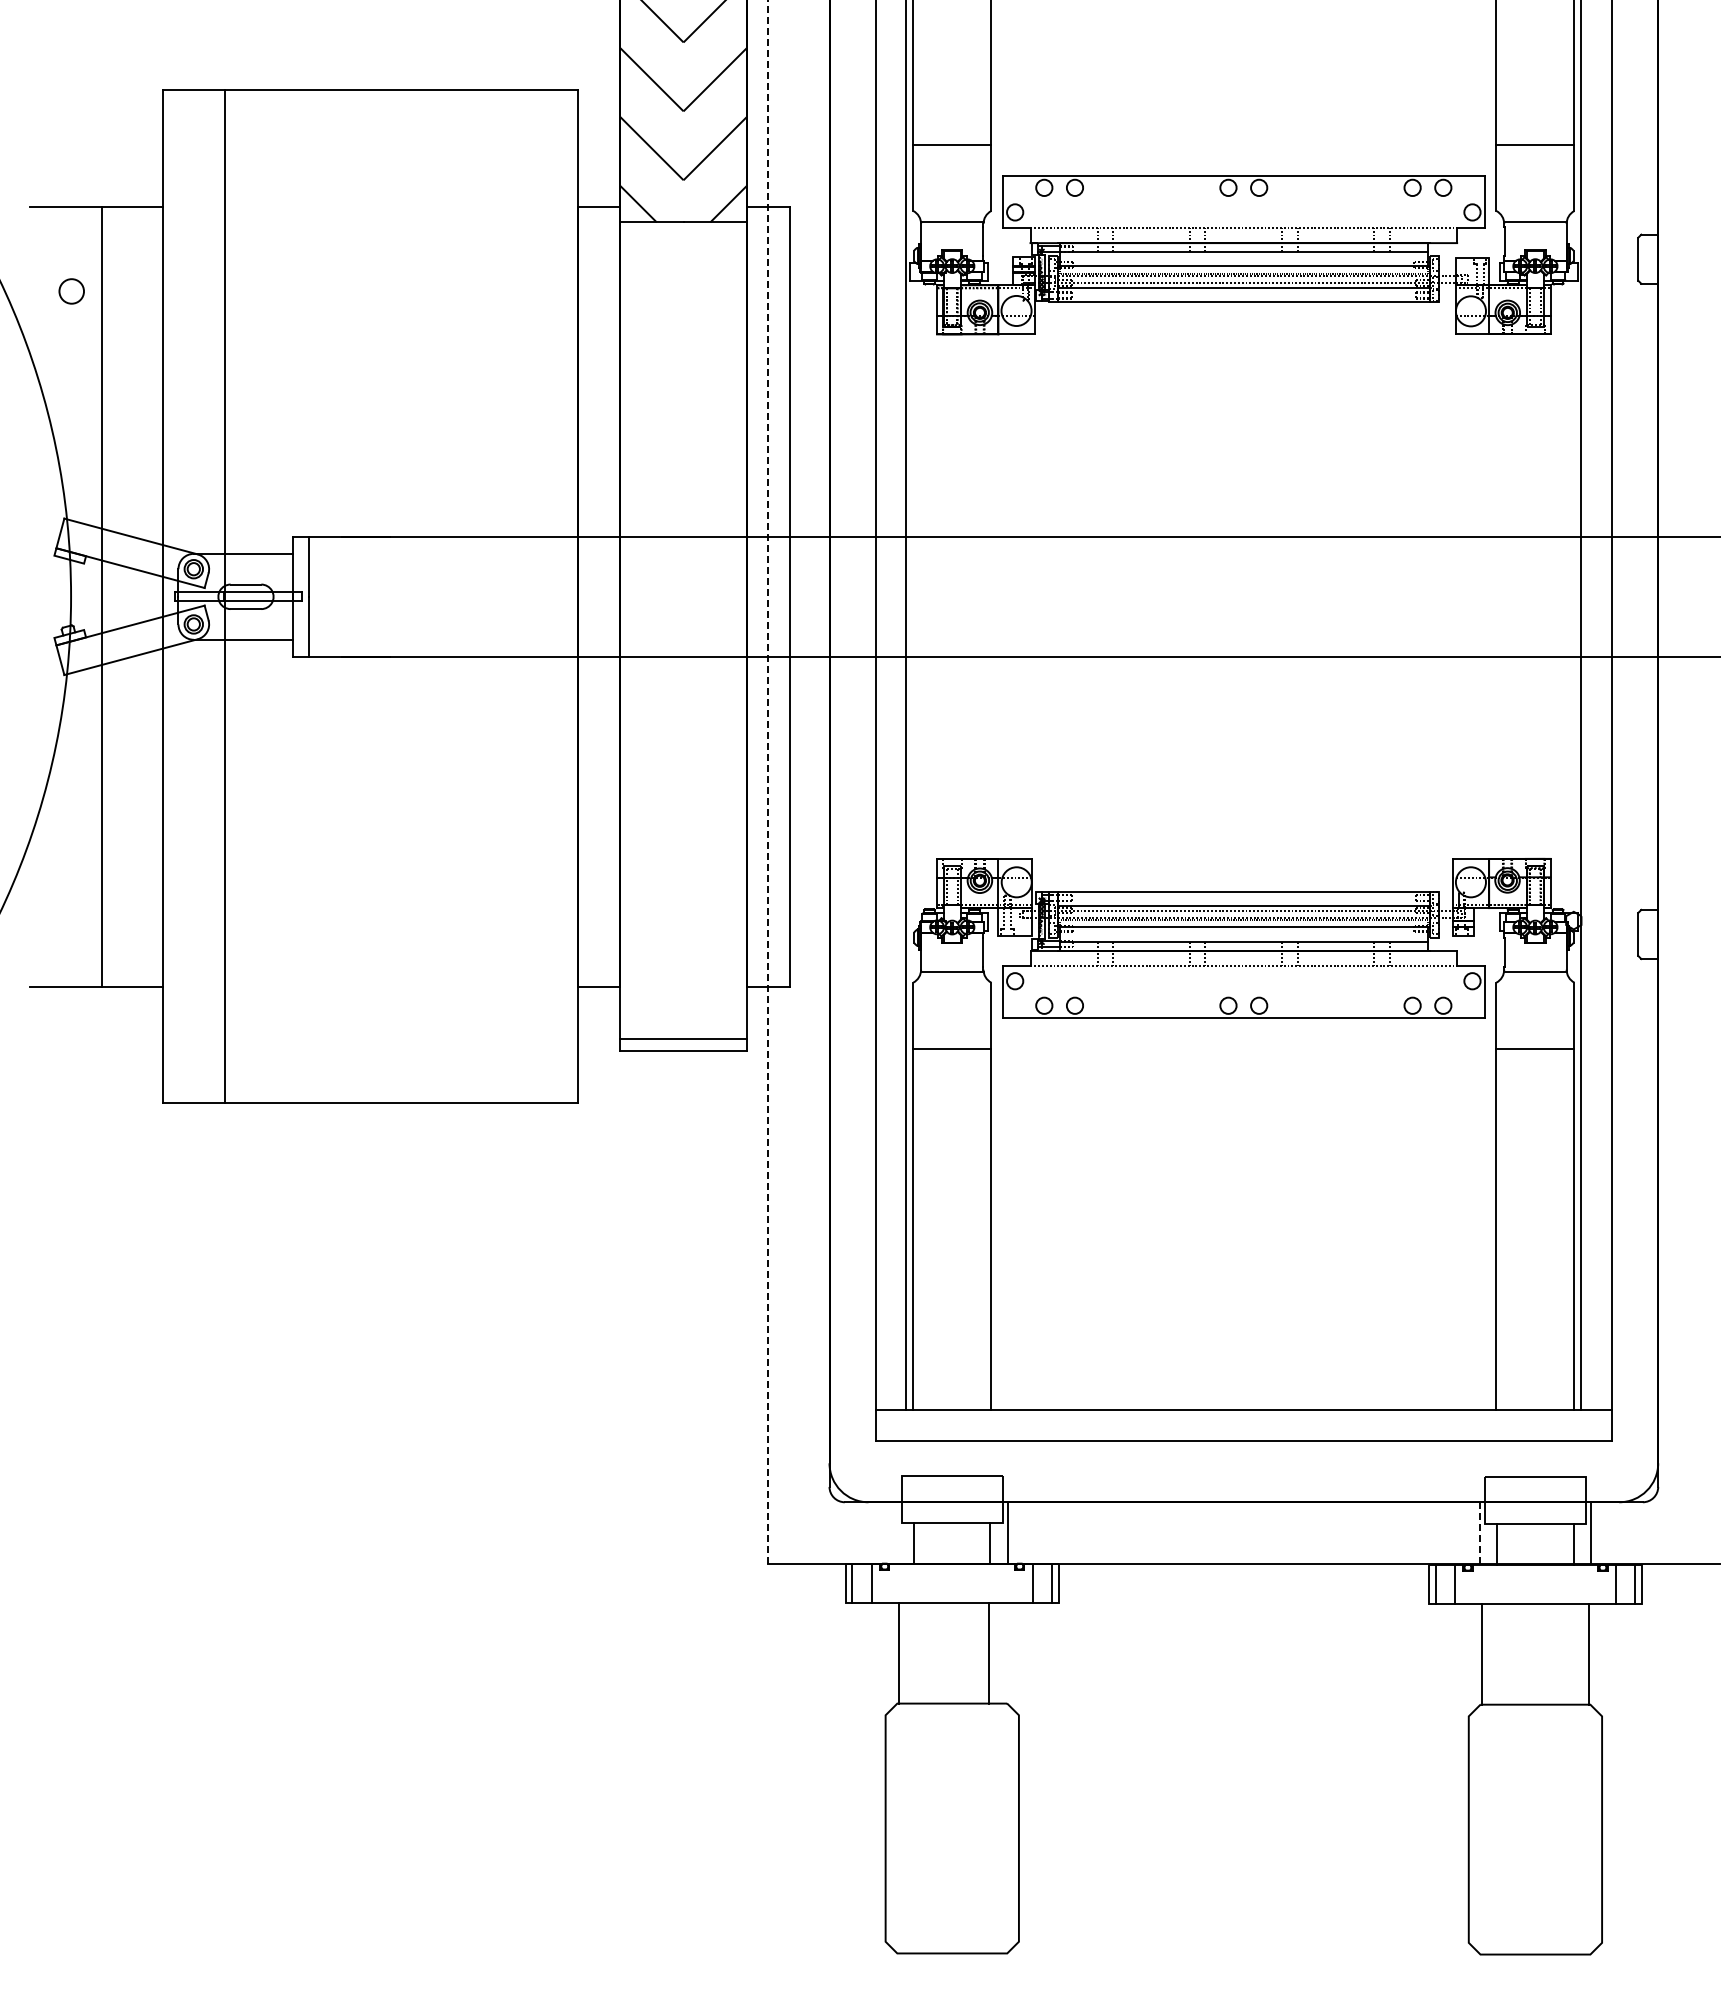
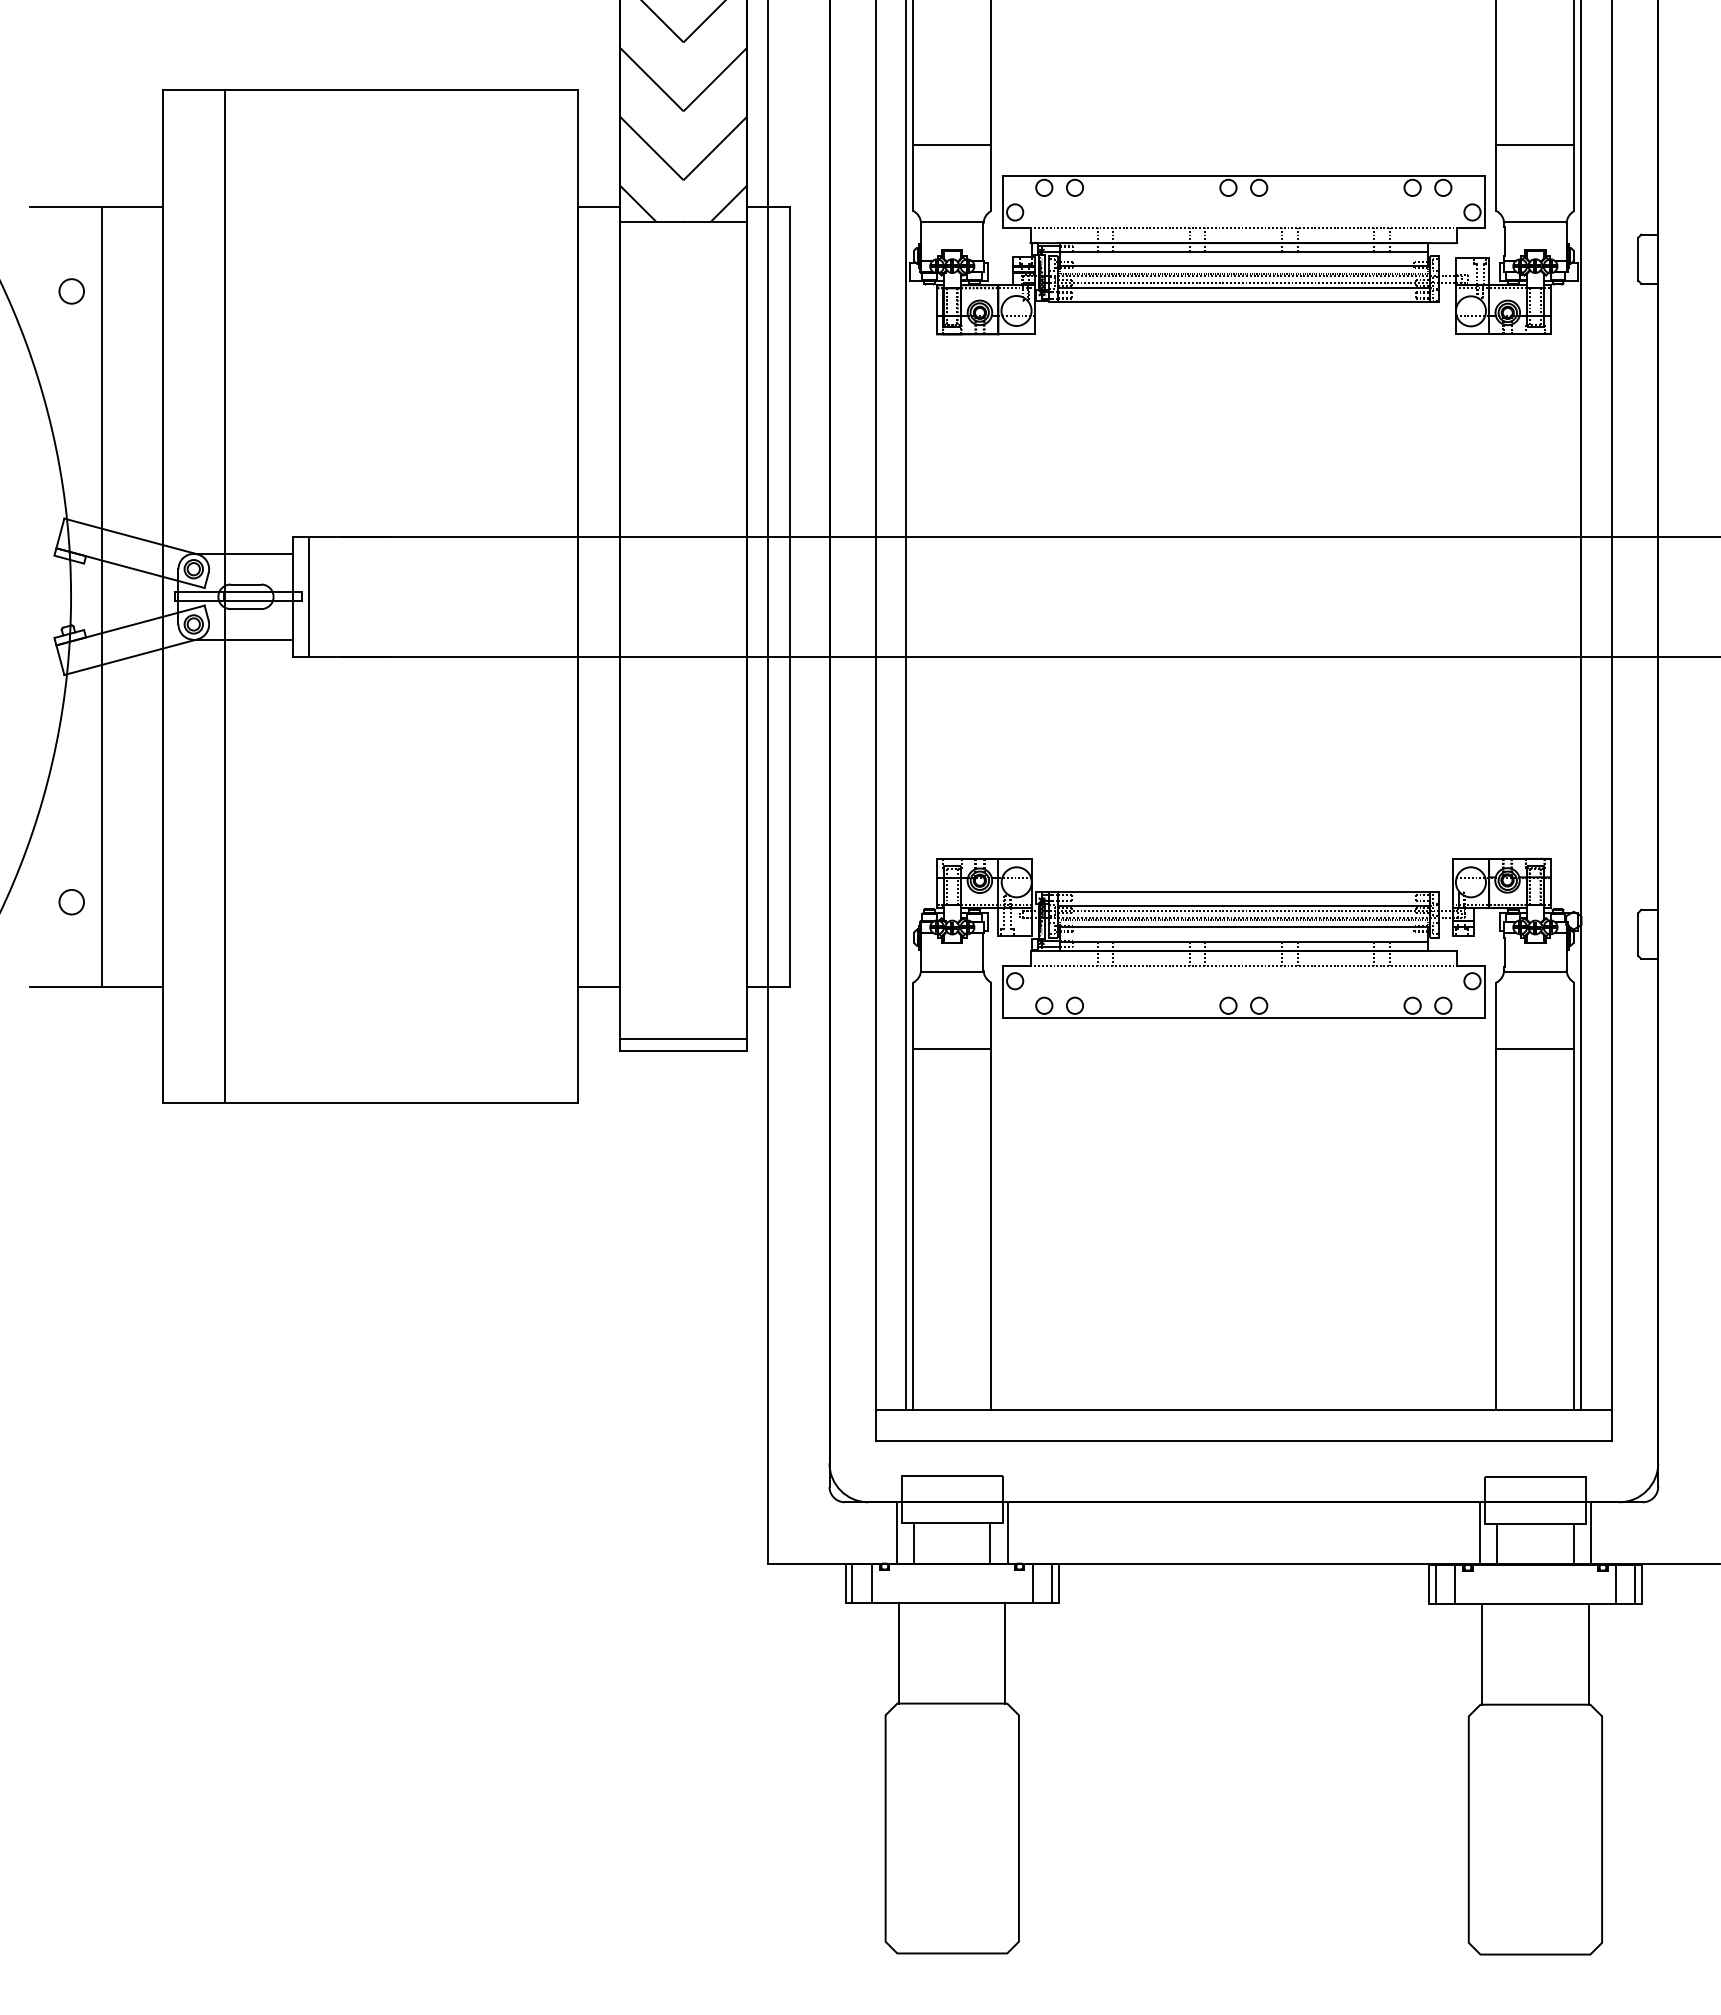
line: dashed -> solid (768, 781)
circle: none -> present (71, 902)
line: none -> present (897, 1532)
line: dashed -> solid (1480, 1532)
line position: (989, 1652) -> (1005, 1652) (1005, 1652)
